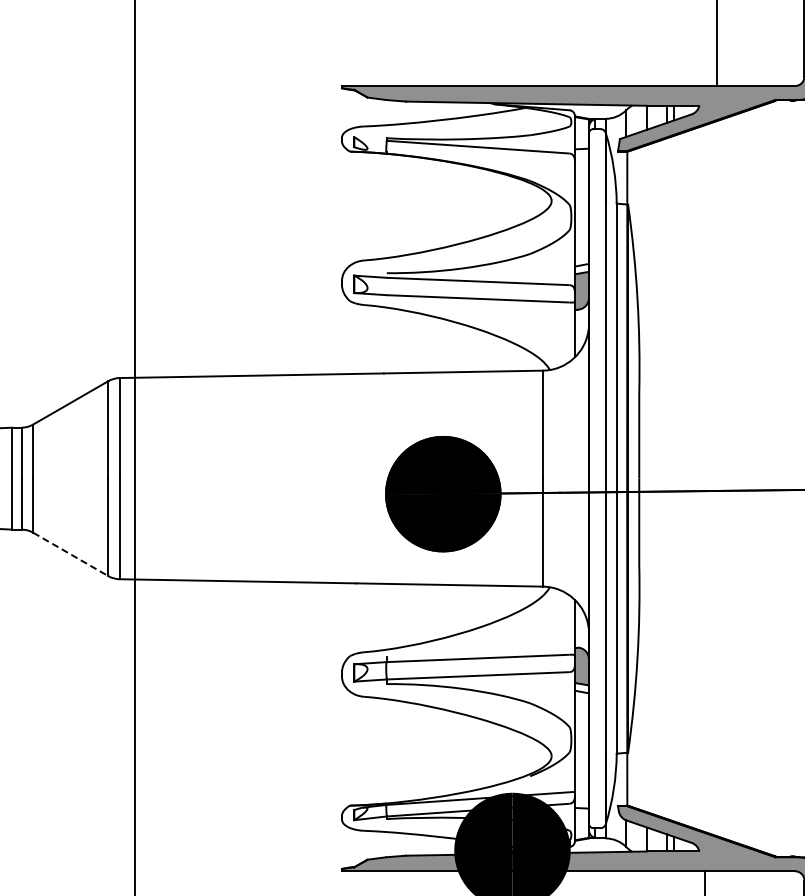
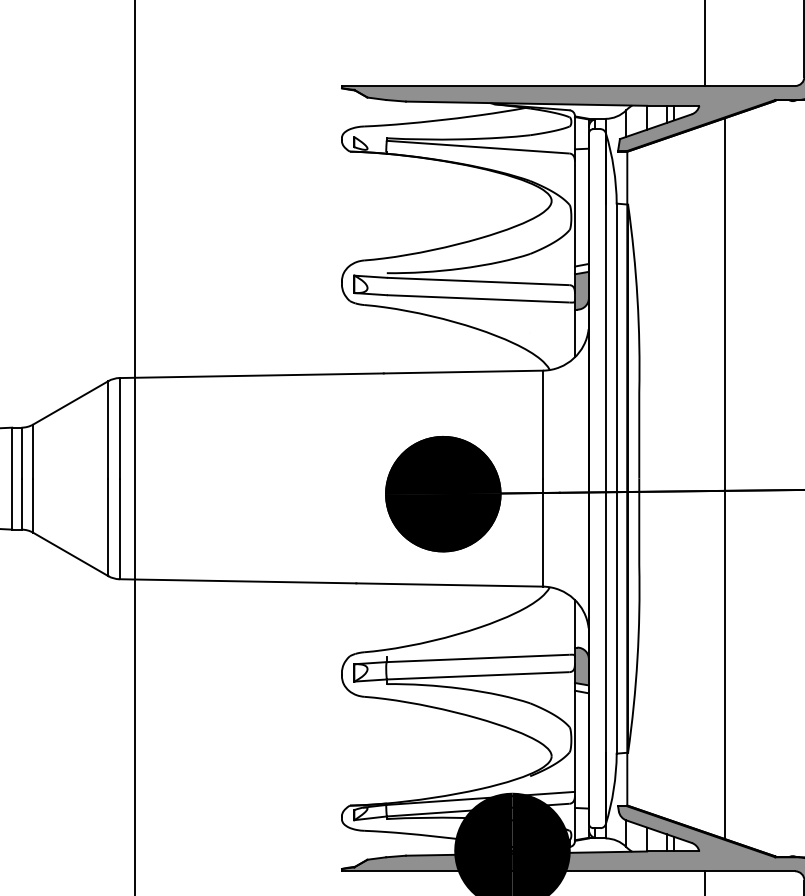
line position: (716, 44) -> (704, 44) (704, 44)
line: none -> present (724, 478)
line: dashed -> solid (71, 554)
